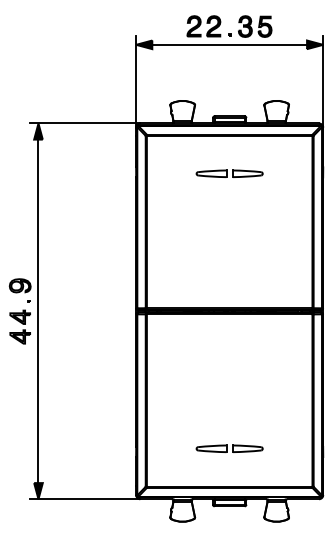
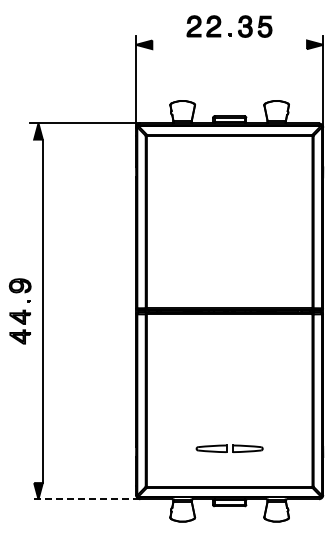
line: present -> none (229, 44)
part: present -> none (229, 173)
line position: (38, 311) -> (43, 311) (43, 311)
line: solid -> dashed (84, 499)
